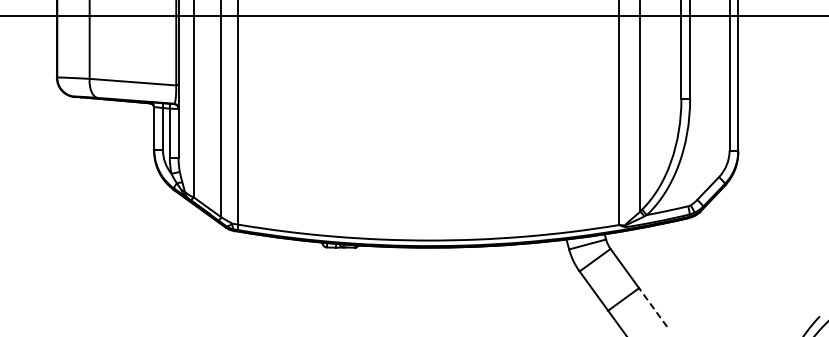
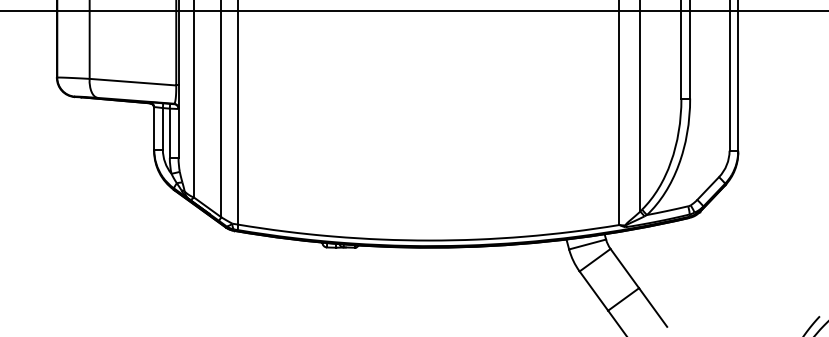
line position: (413, 16) -> (413, 11) (413, 11)
line: dashed -> solid (653, 307)
